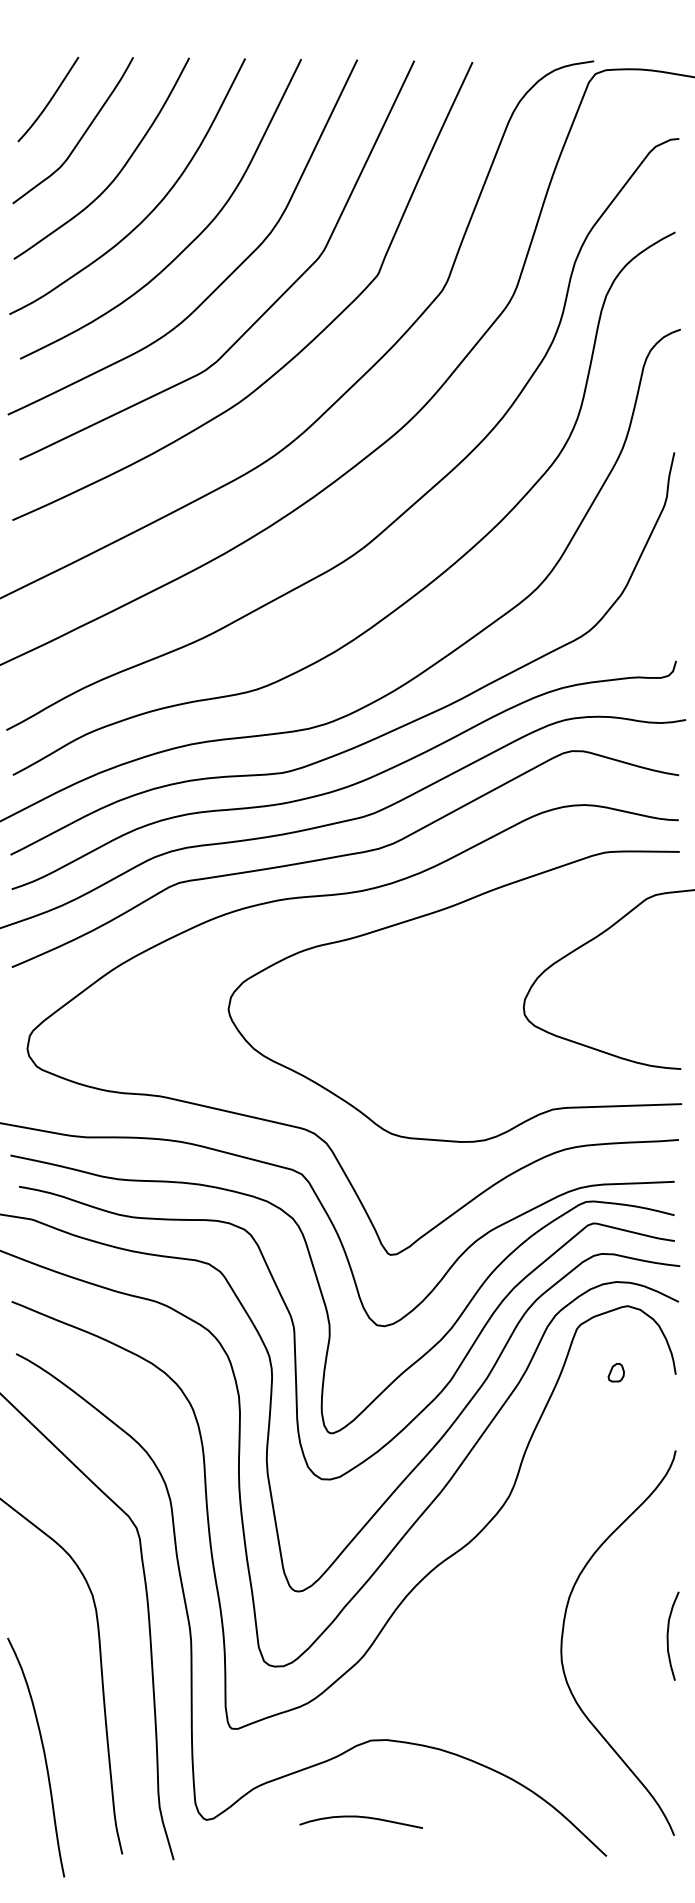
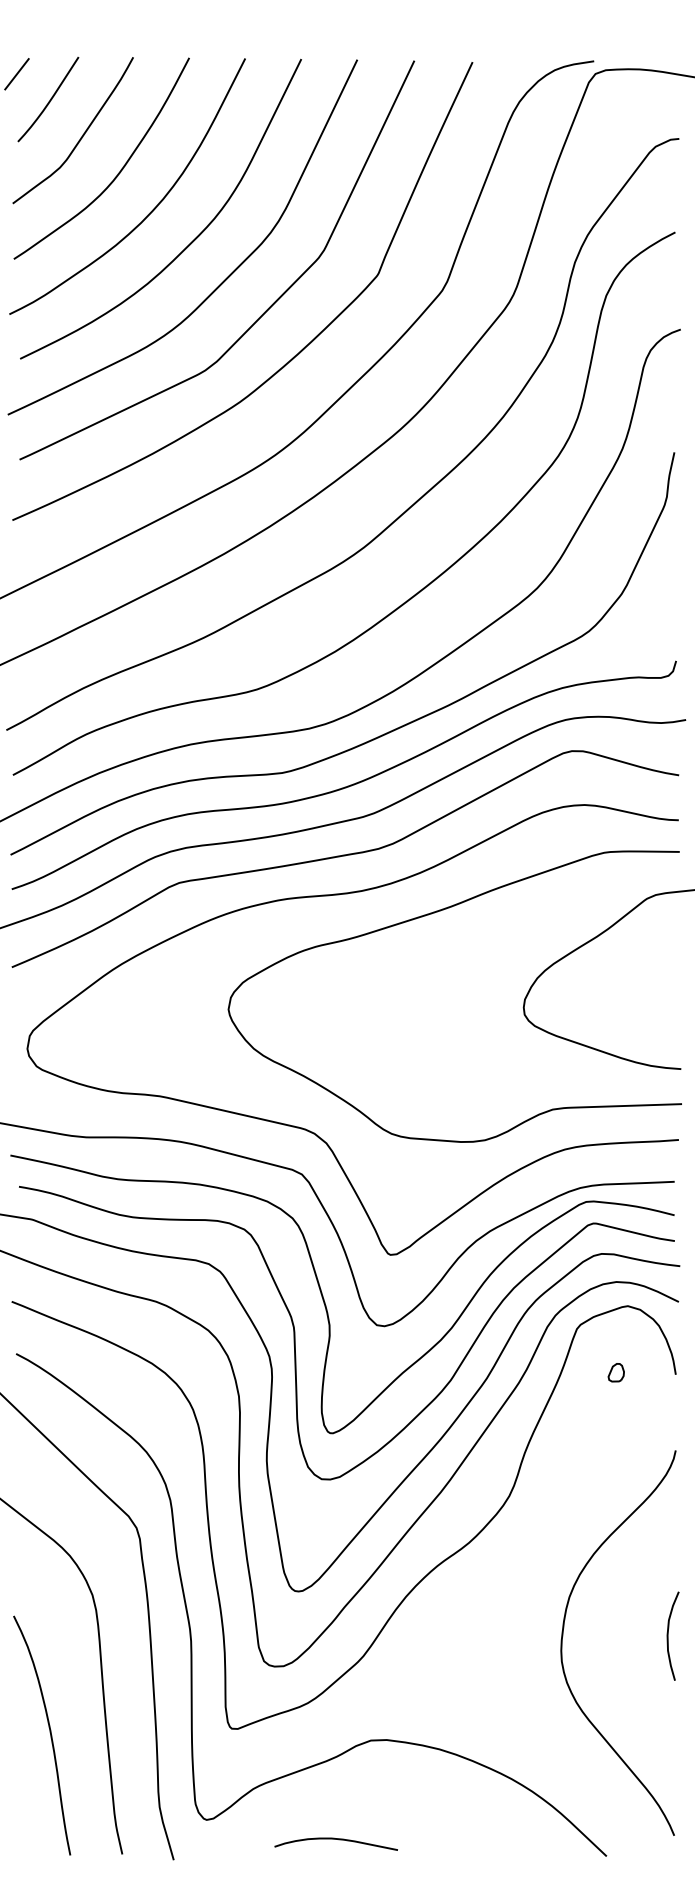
line: none -> present (16, 74)
curve position: (43, 1754) -> (49, 1732) (49, 1732)
curve position: (360, 1817) -> (335, 1839) (335, 1839)
